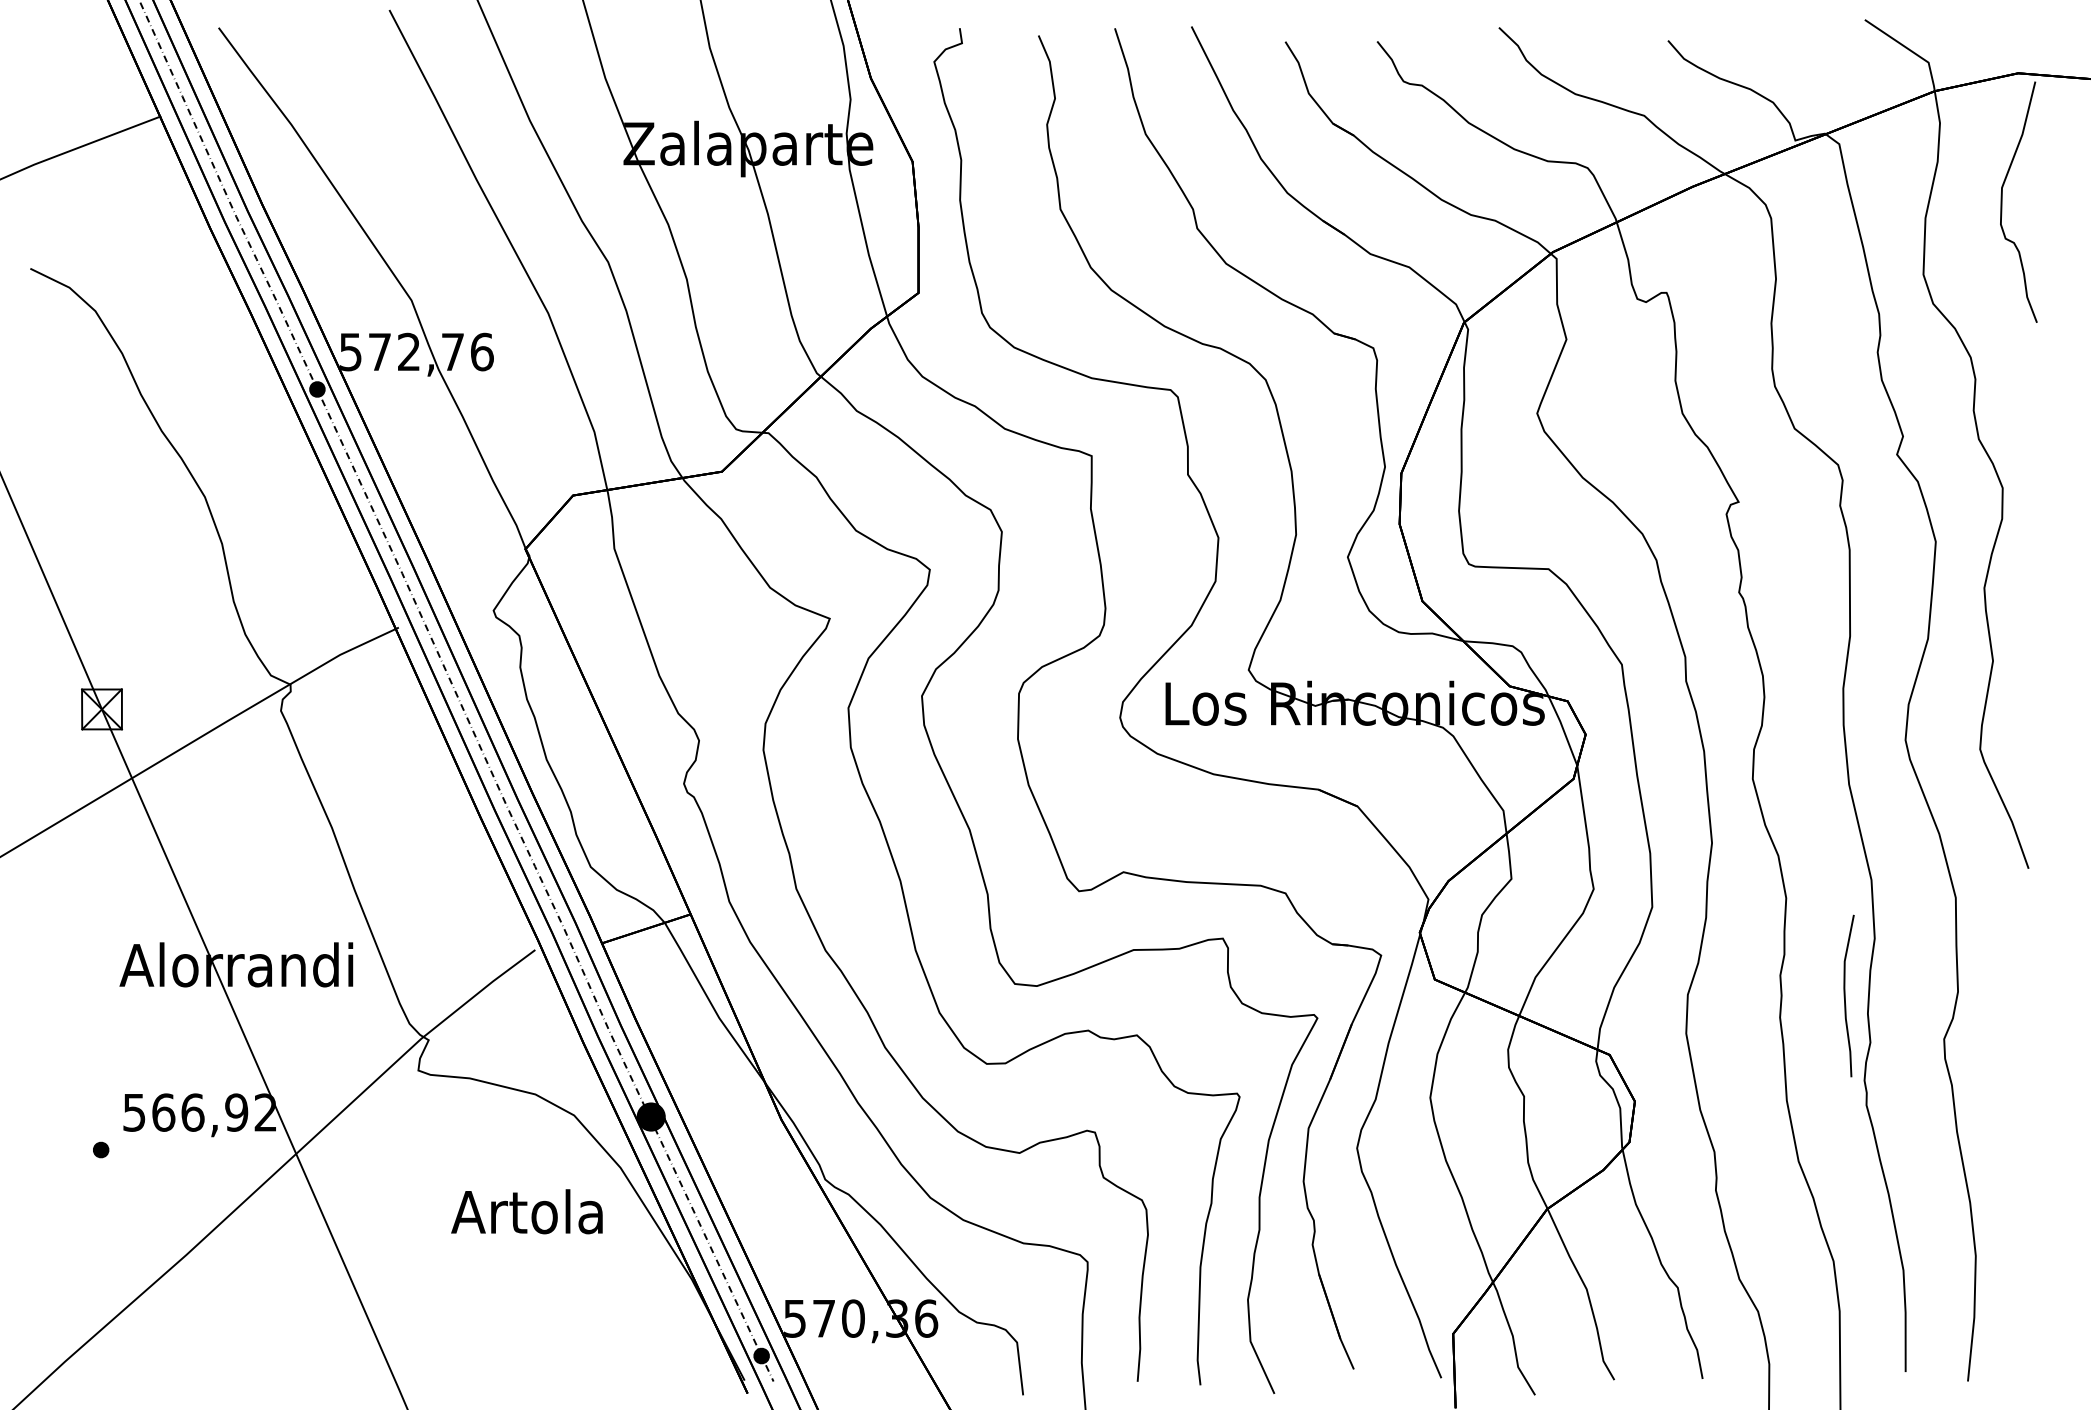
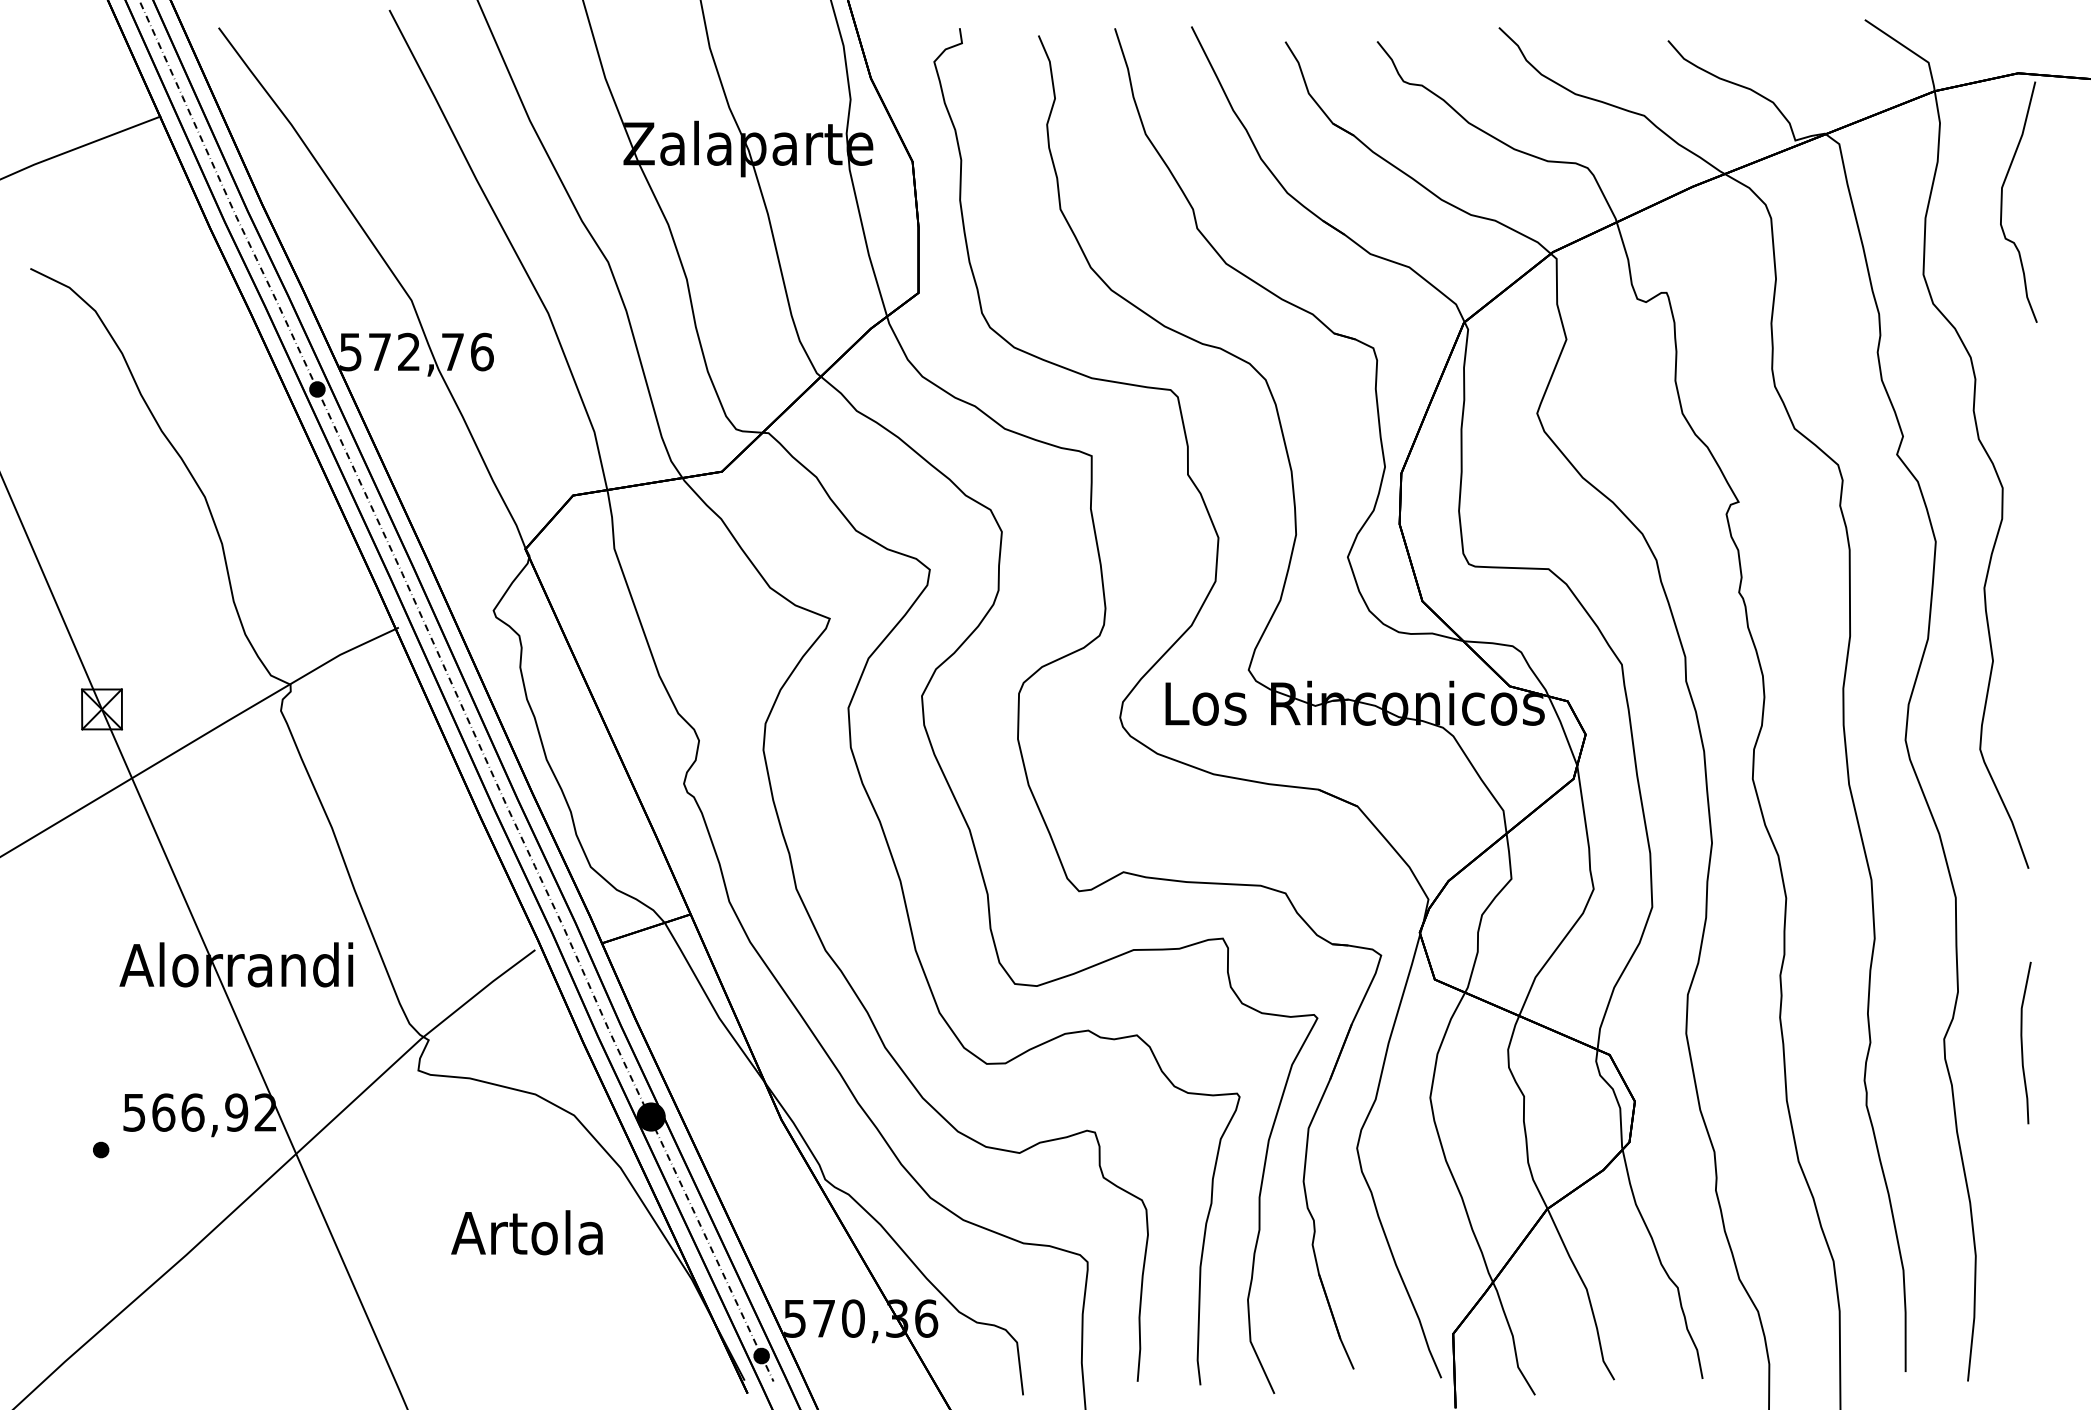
curve position: (1845, 995) -> (2022, 1042) (2022, 1042)
text position: (526, 1211) -> (526, 1232) (526, 1232)
